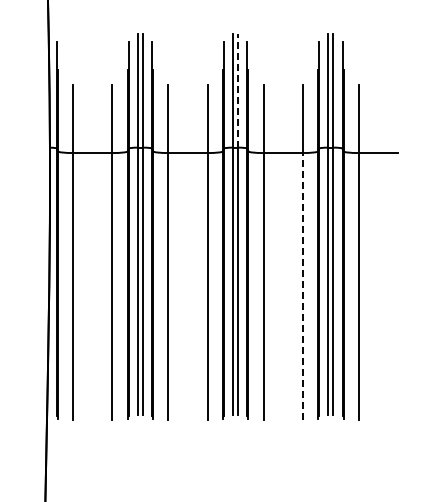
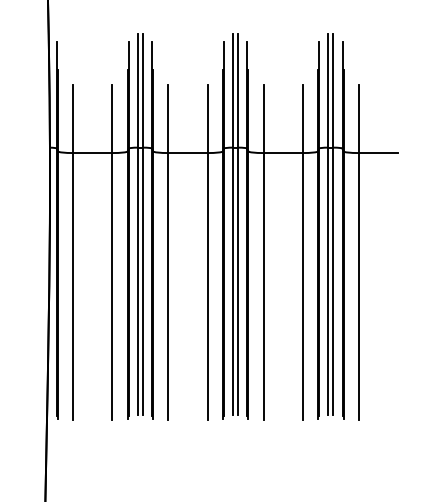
line: dashed -> solid (238, 90)
line: dashed -> solid (302, 286)
